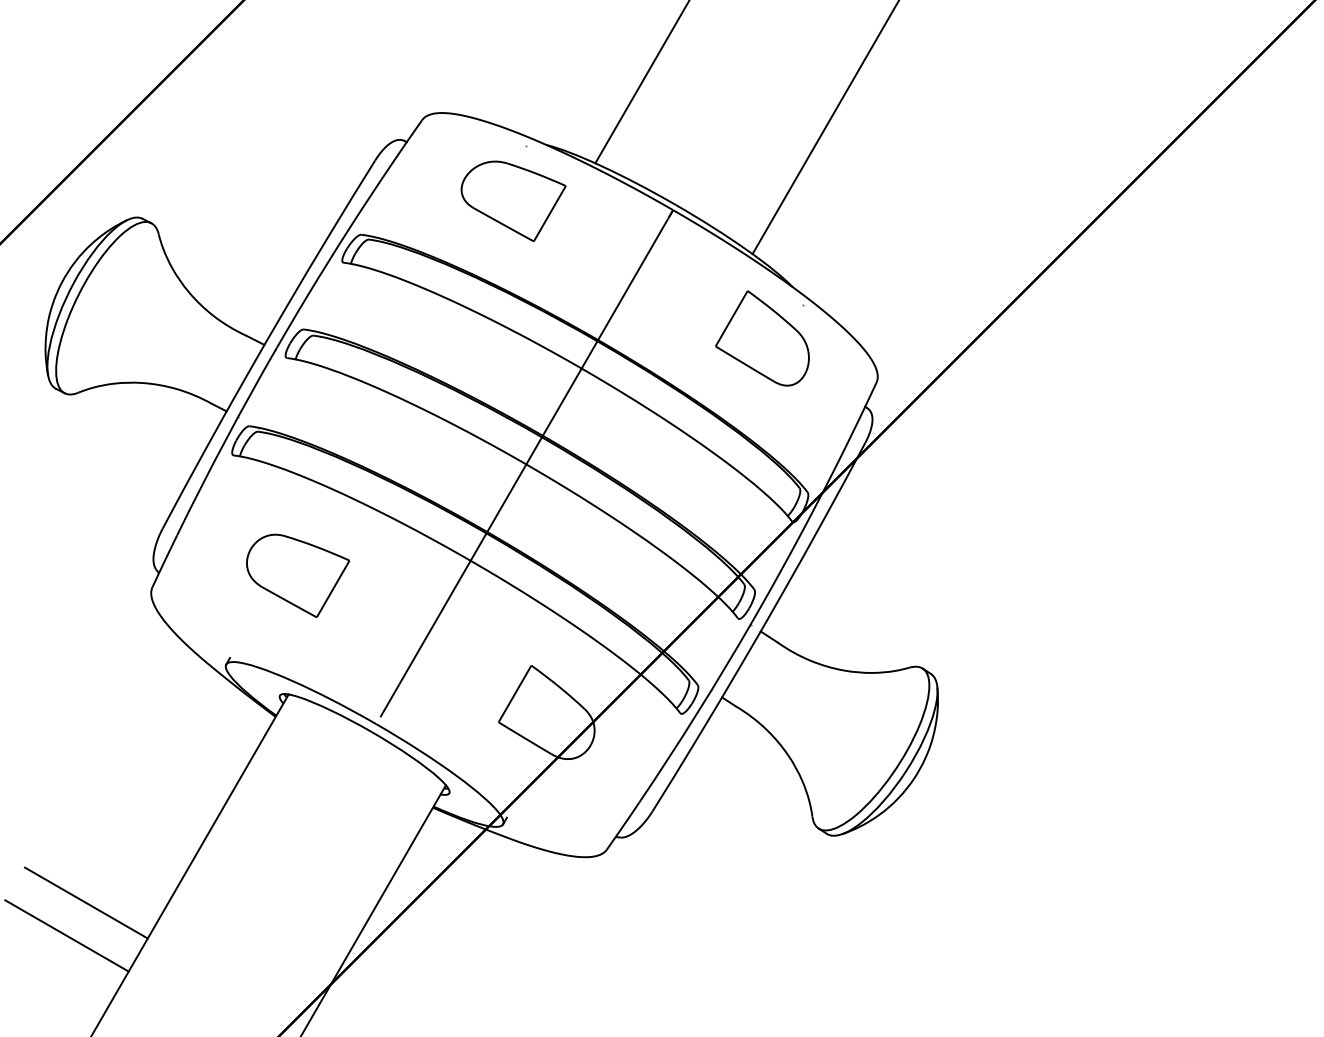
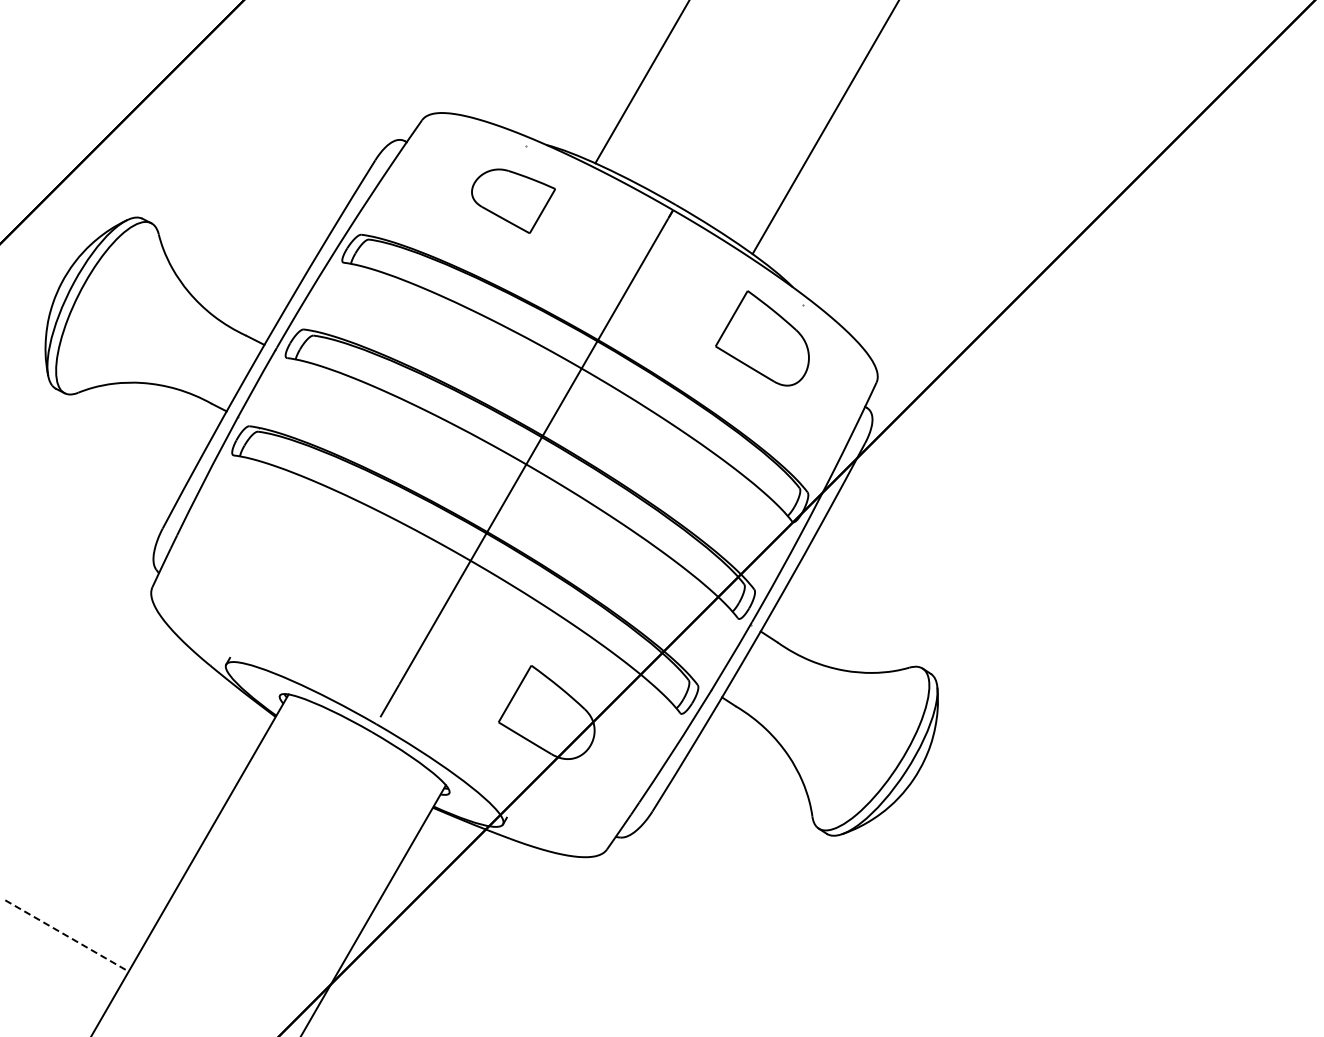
part size: 107x82 px -> 85x66 px (513, 200)
part: present -> none (298, 575)
line: present -> none (85, 902)
line: solid -> dashed (67, 936)
